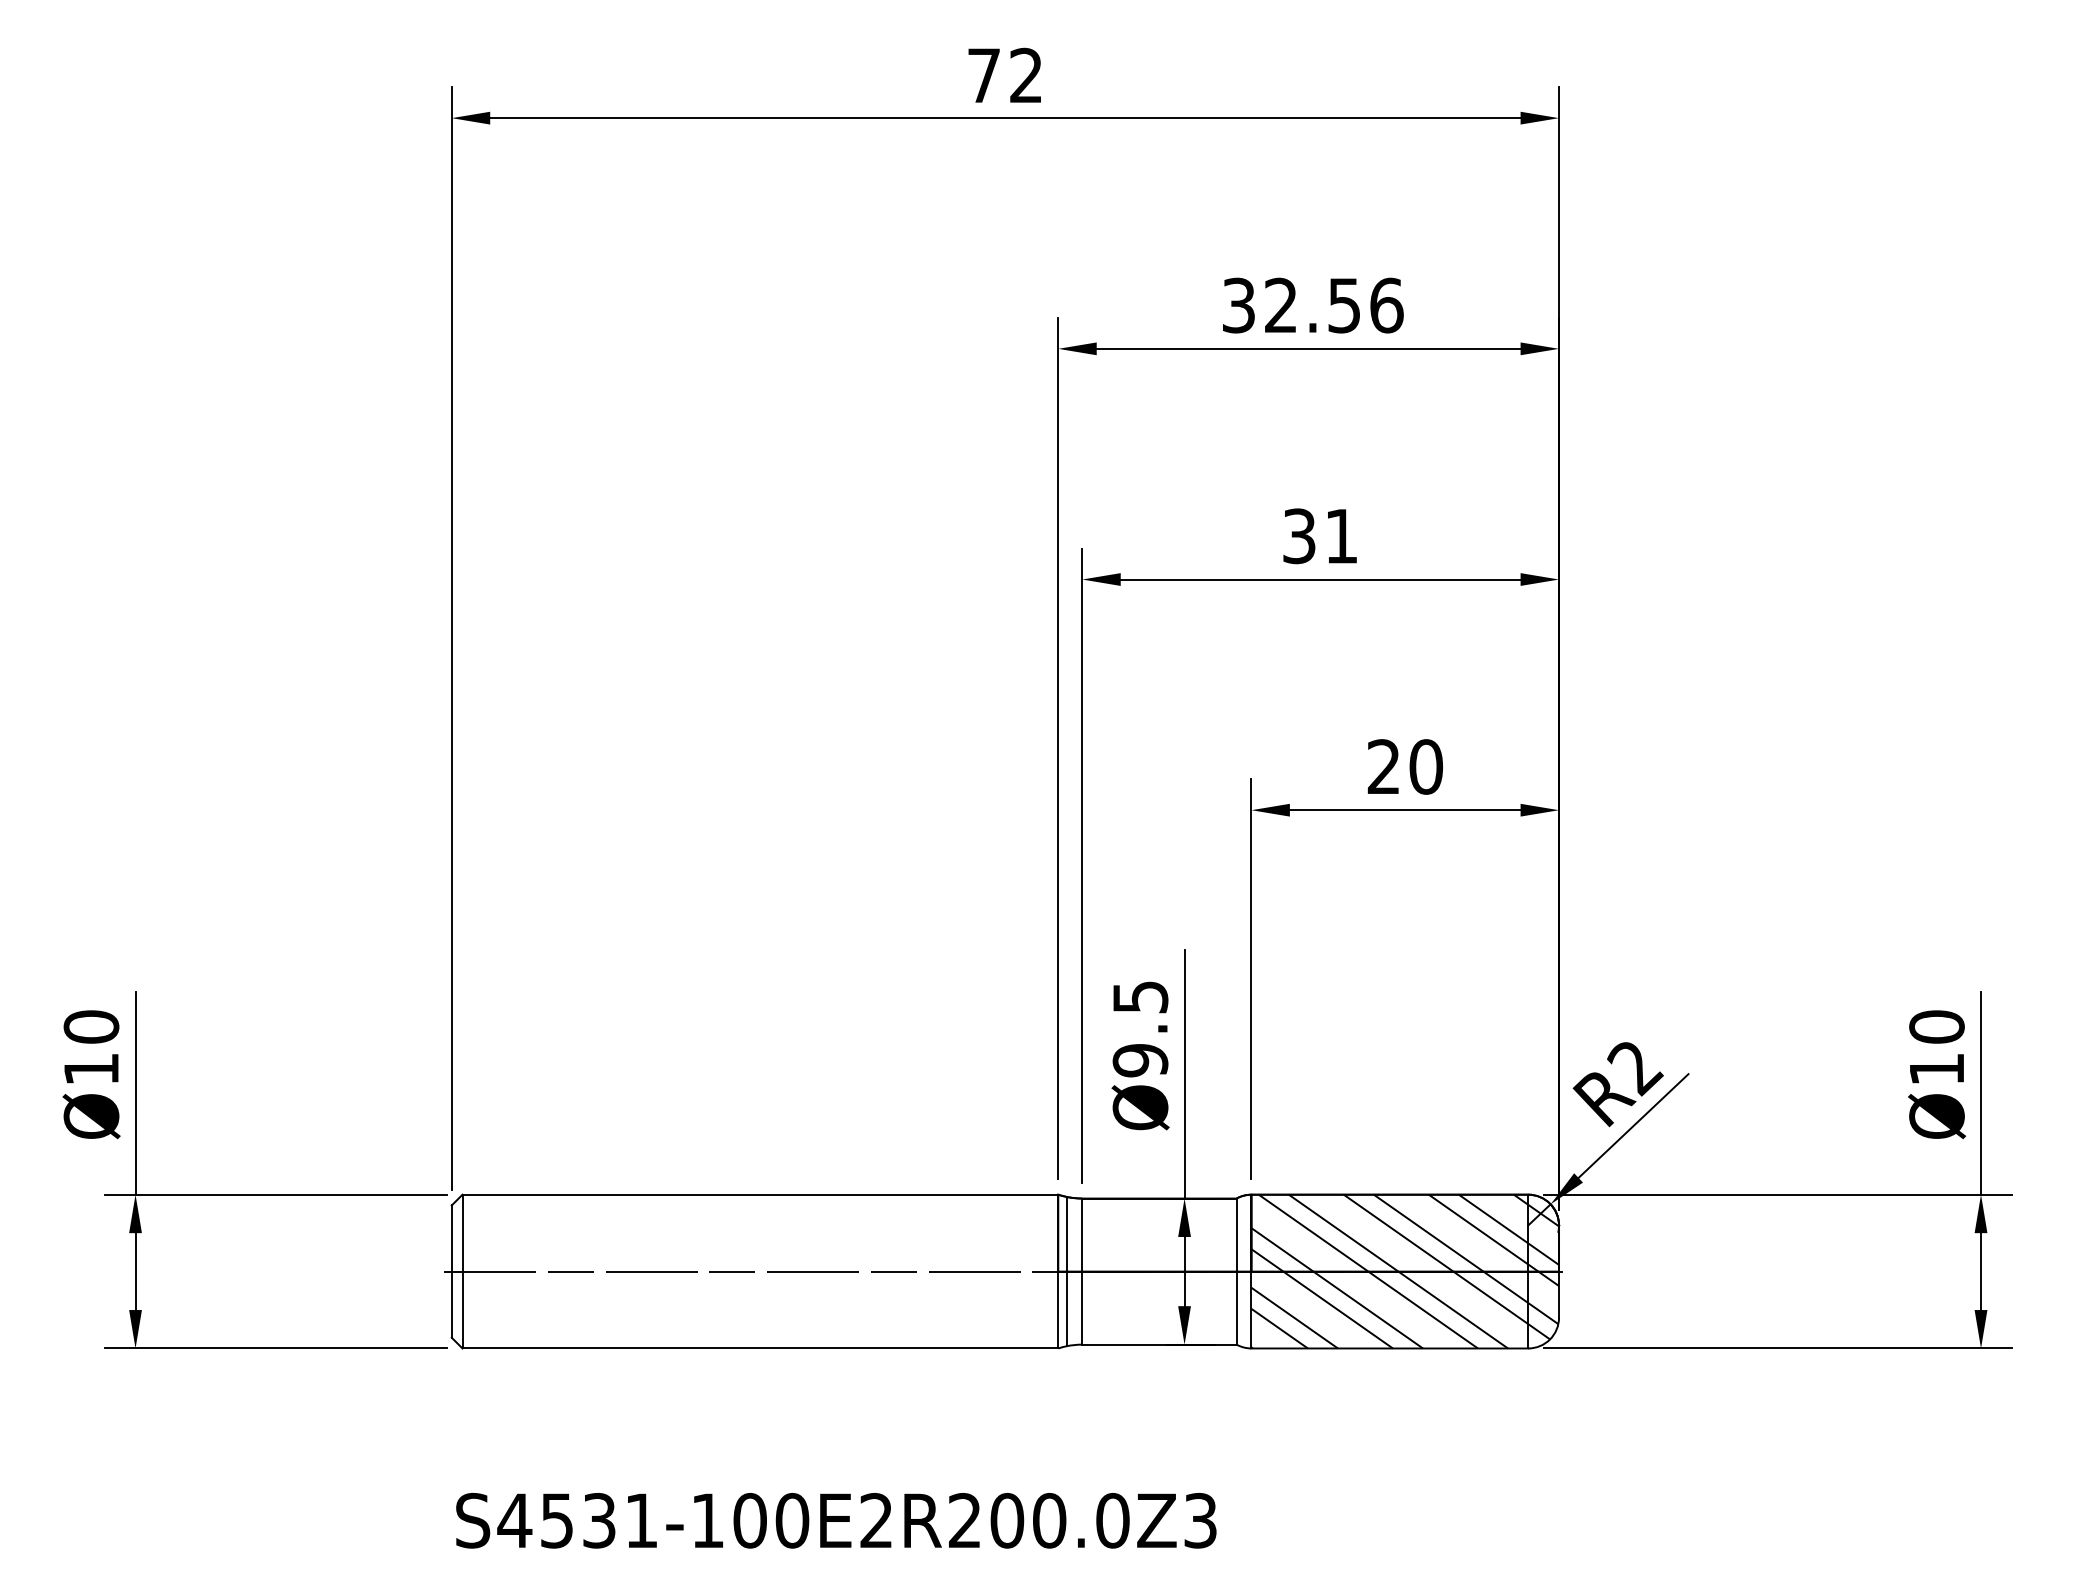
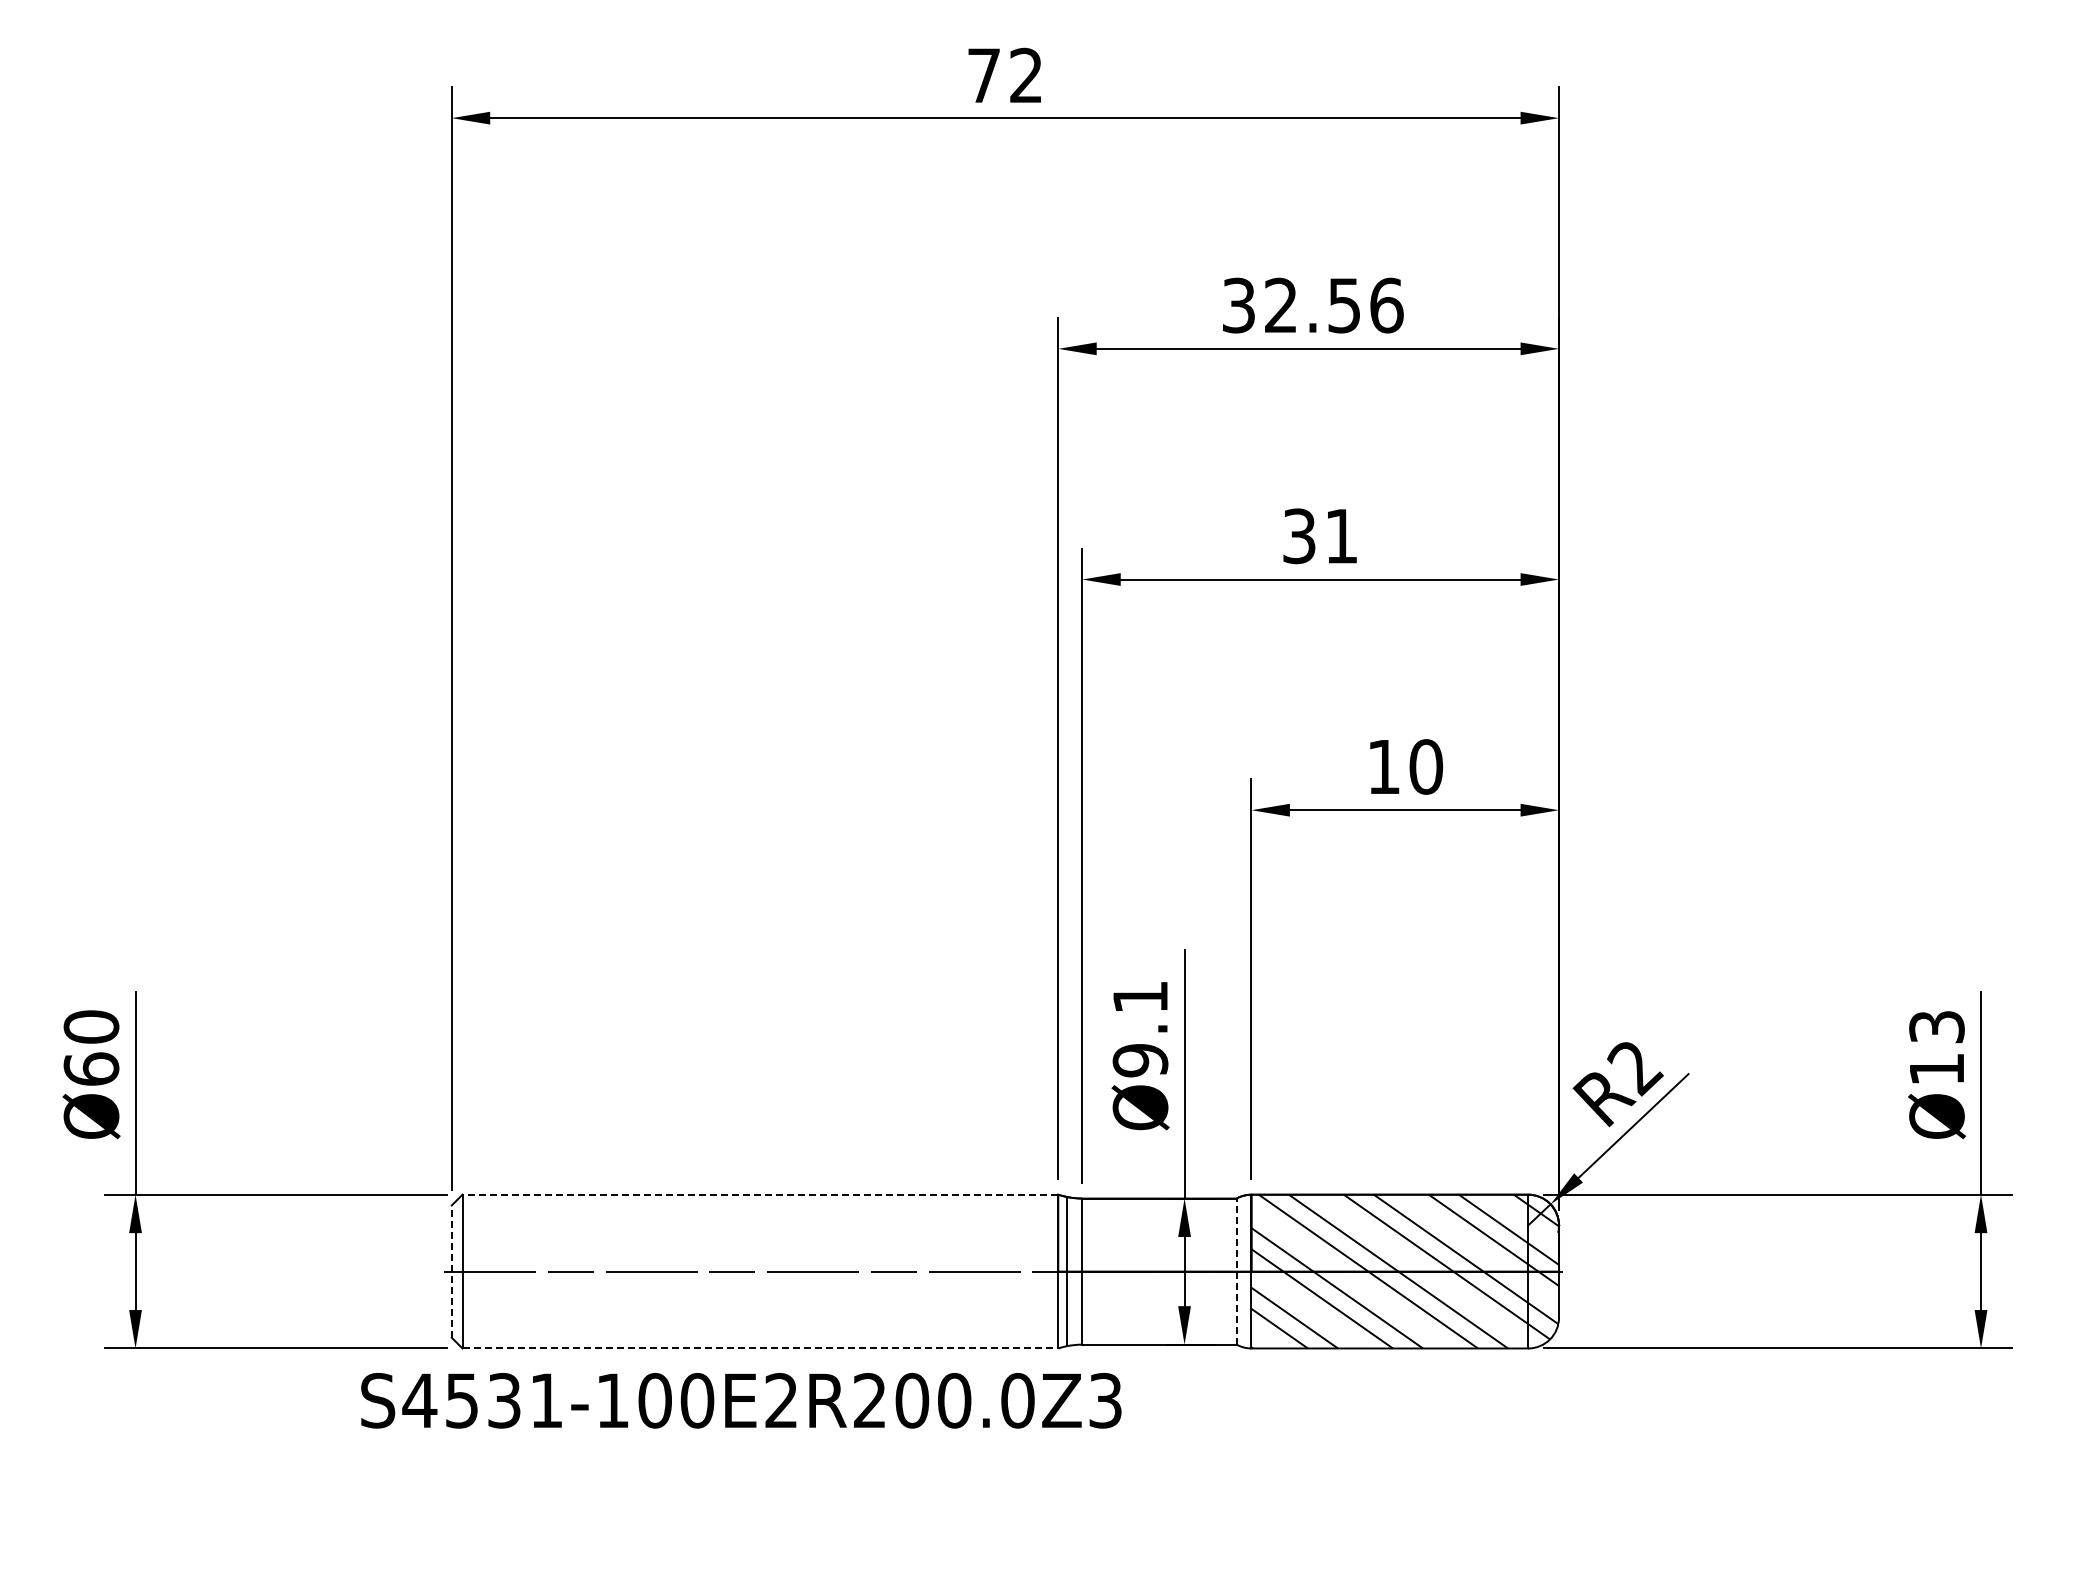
text: 20 -> 10 (1383, 766)
text: Ø9.5 -> Ø9.1 (1140, 997)
text: Ø10 -> Ø13 (1936, 1026)
text: Ø10 -> Ø60 (91, 1068)
line: solid -> dashed (760, 1194)
line: solid -> dashed (451, 1271)
line: solid -> dashed (1236, 1271)
line: solid -> dashed (760, 1348)
text position: (836, 1520) -> (741, 1400) (741, 1400)
